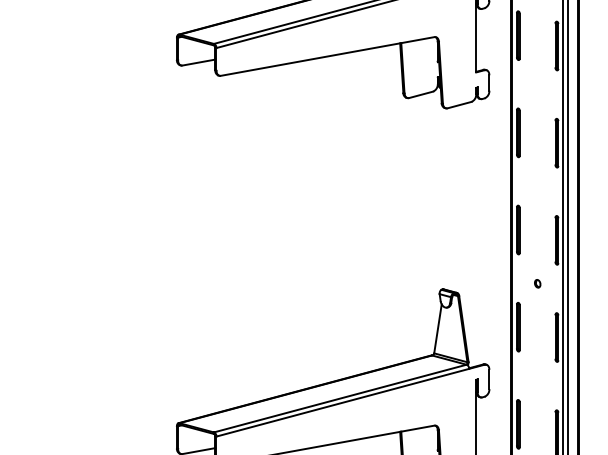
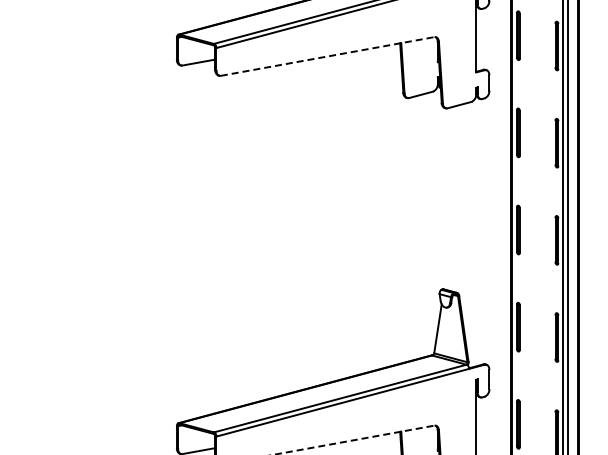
line: solid -> dashed (327, 56)
part: present -> none (537, 283)
line: solid -> dashed (354, 440)
